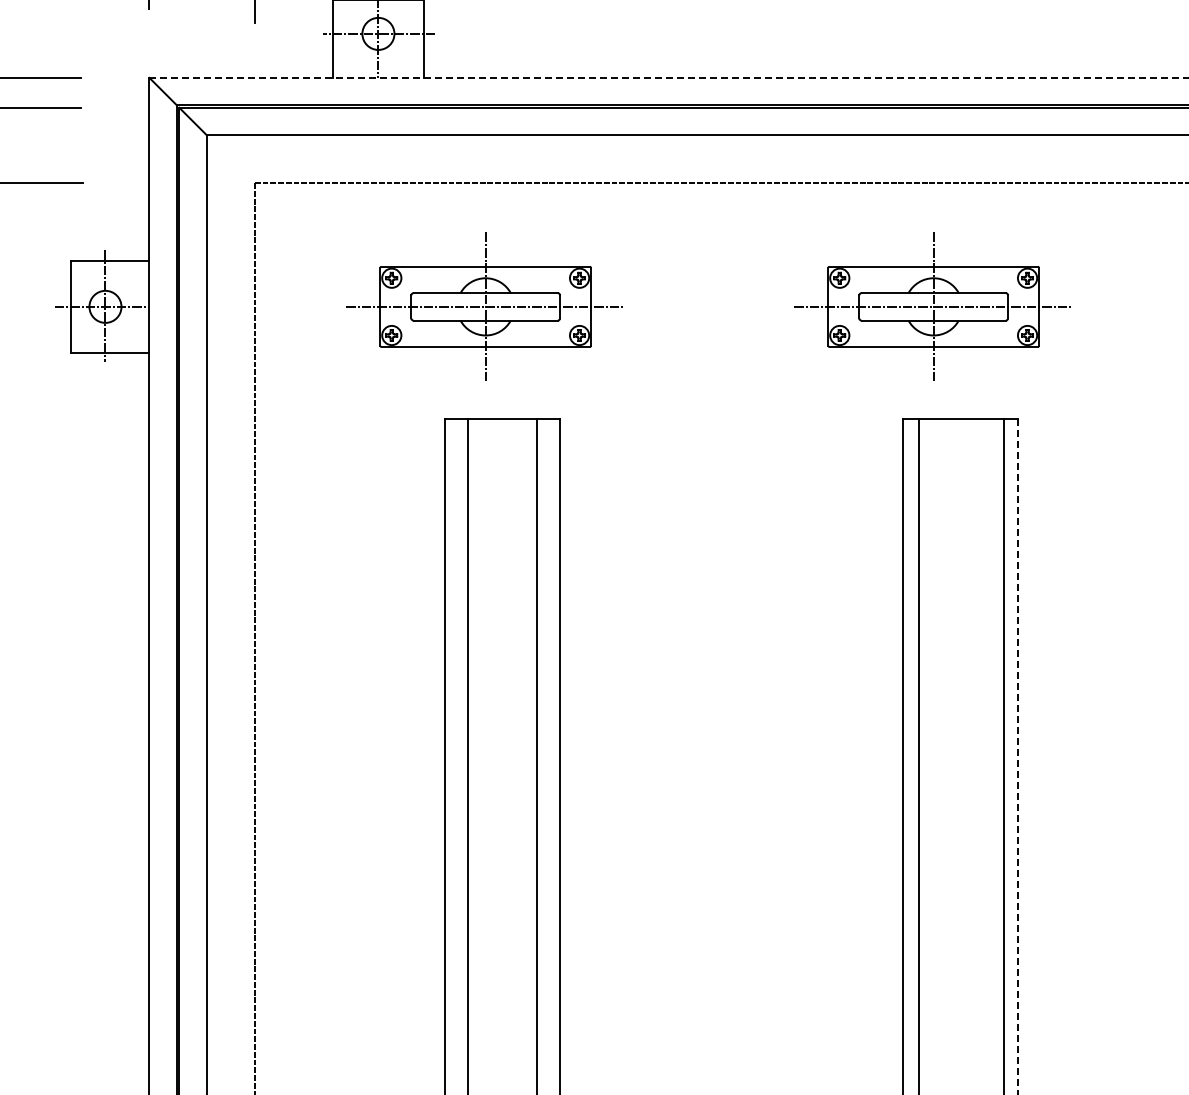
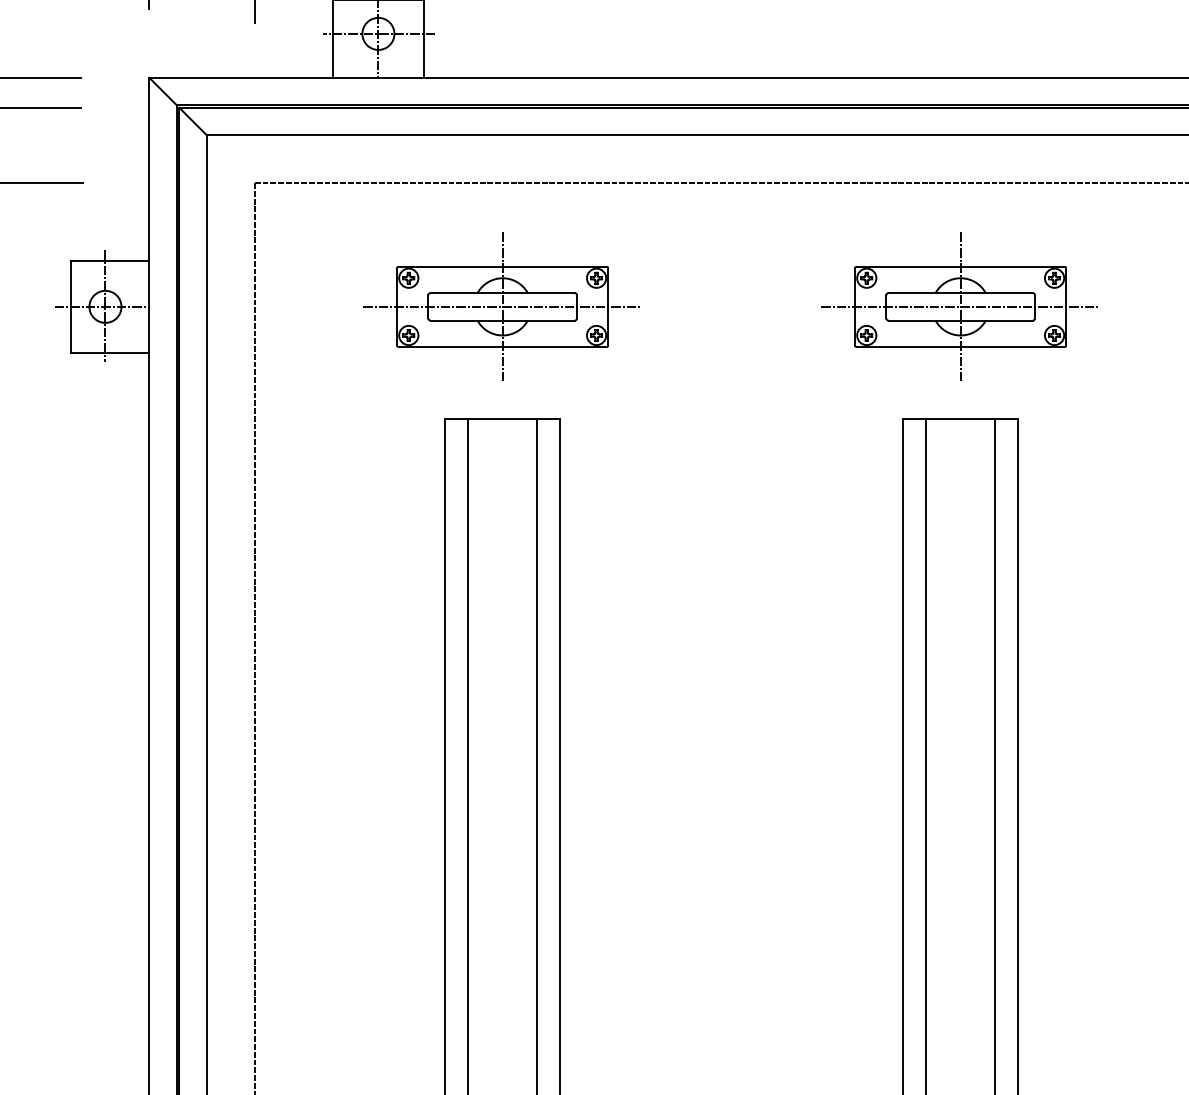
line: dashed -> solid (669, 77)
part position: (484, 306) -> (501, 306) (501, 306)
part position: (932, 306) -> (959, 306) (959, 306)
line position: (919, 755) -> (926, 755) (926, 755)
line position: (1003, 755) -> (994, 755) (994, 755)
line: dashed -> solid (1017, 756)
